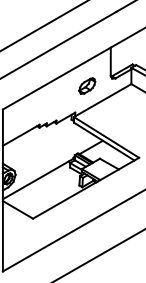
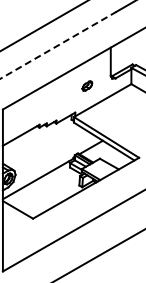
line: solid -> dashed (58, 45)
part size: 19x18 px -> 13x12 px (87, 85)
